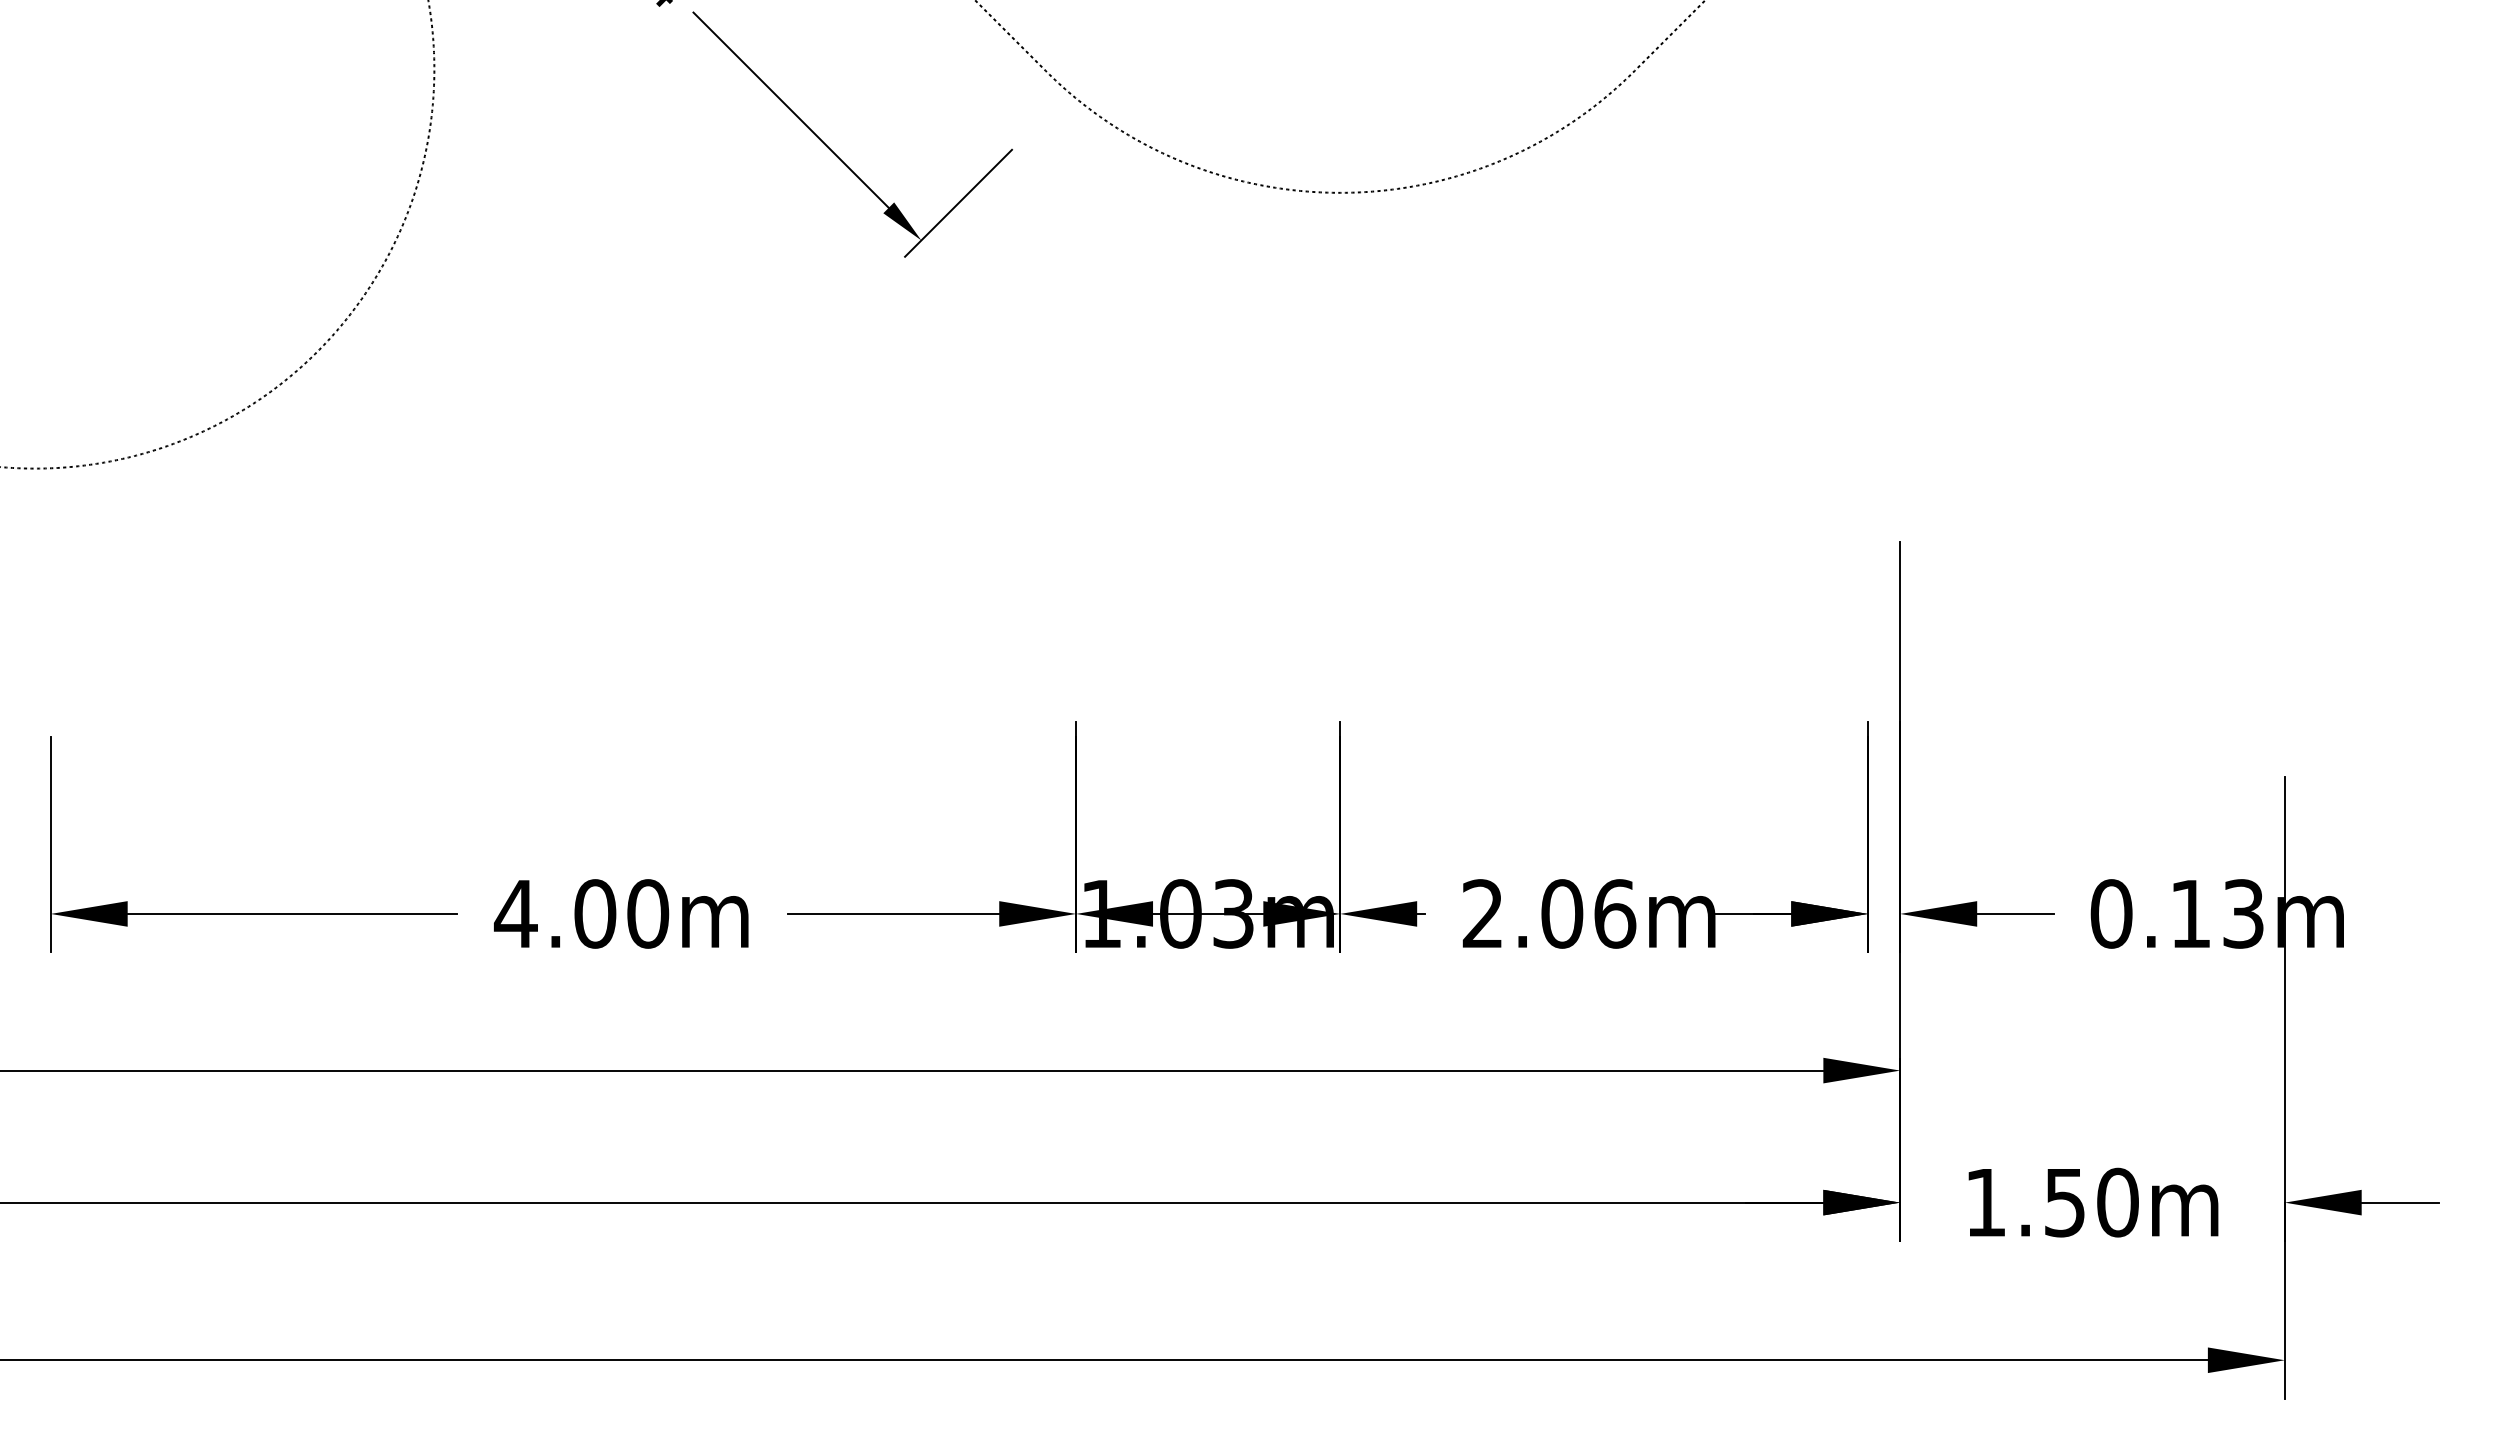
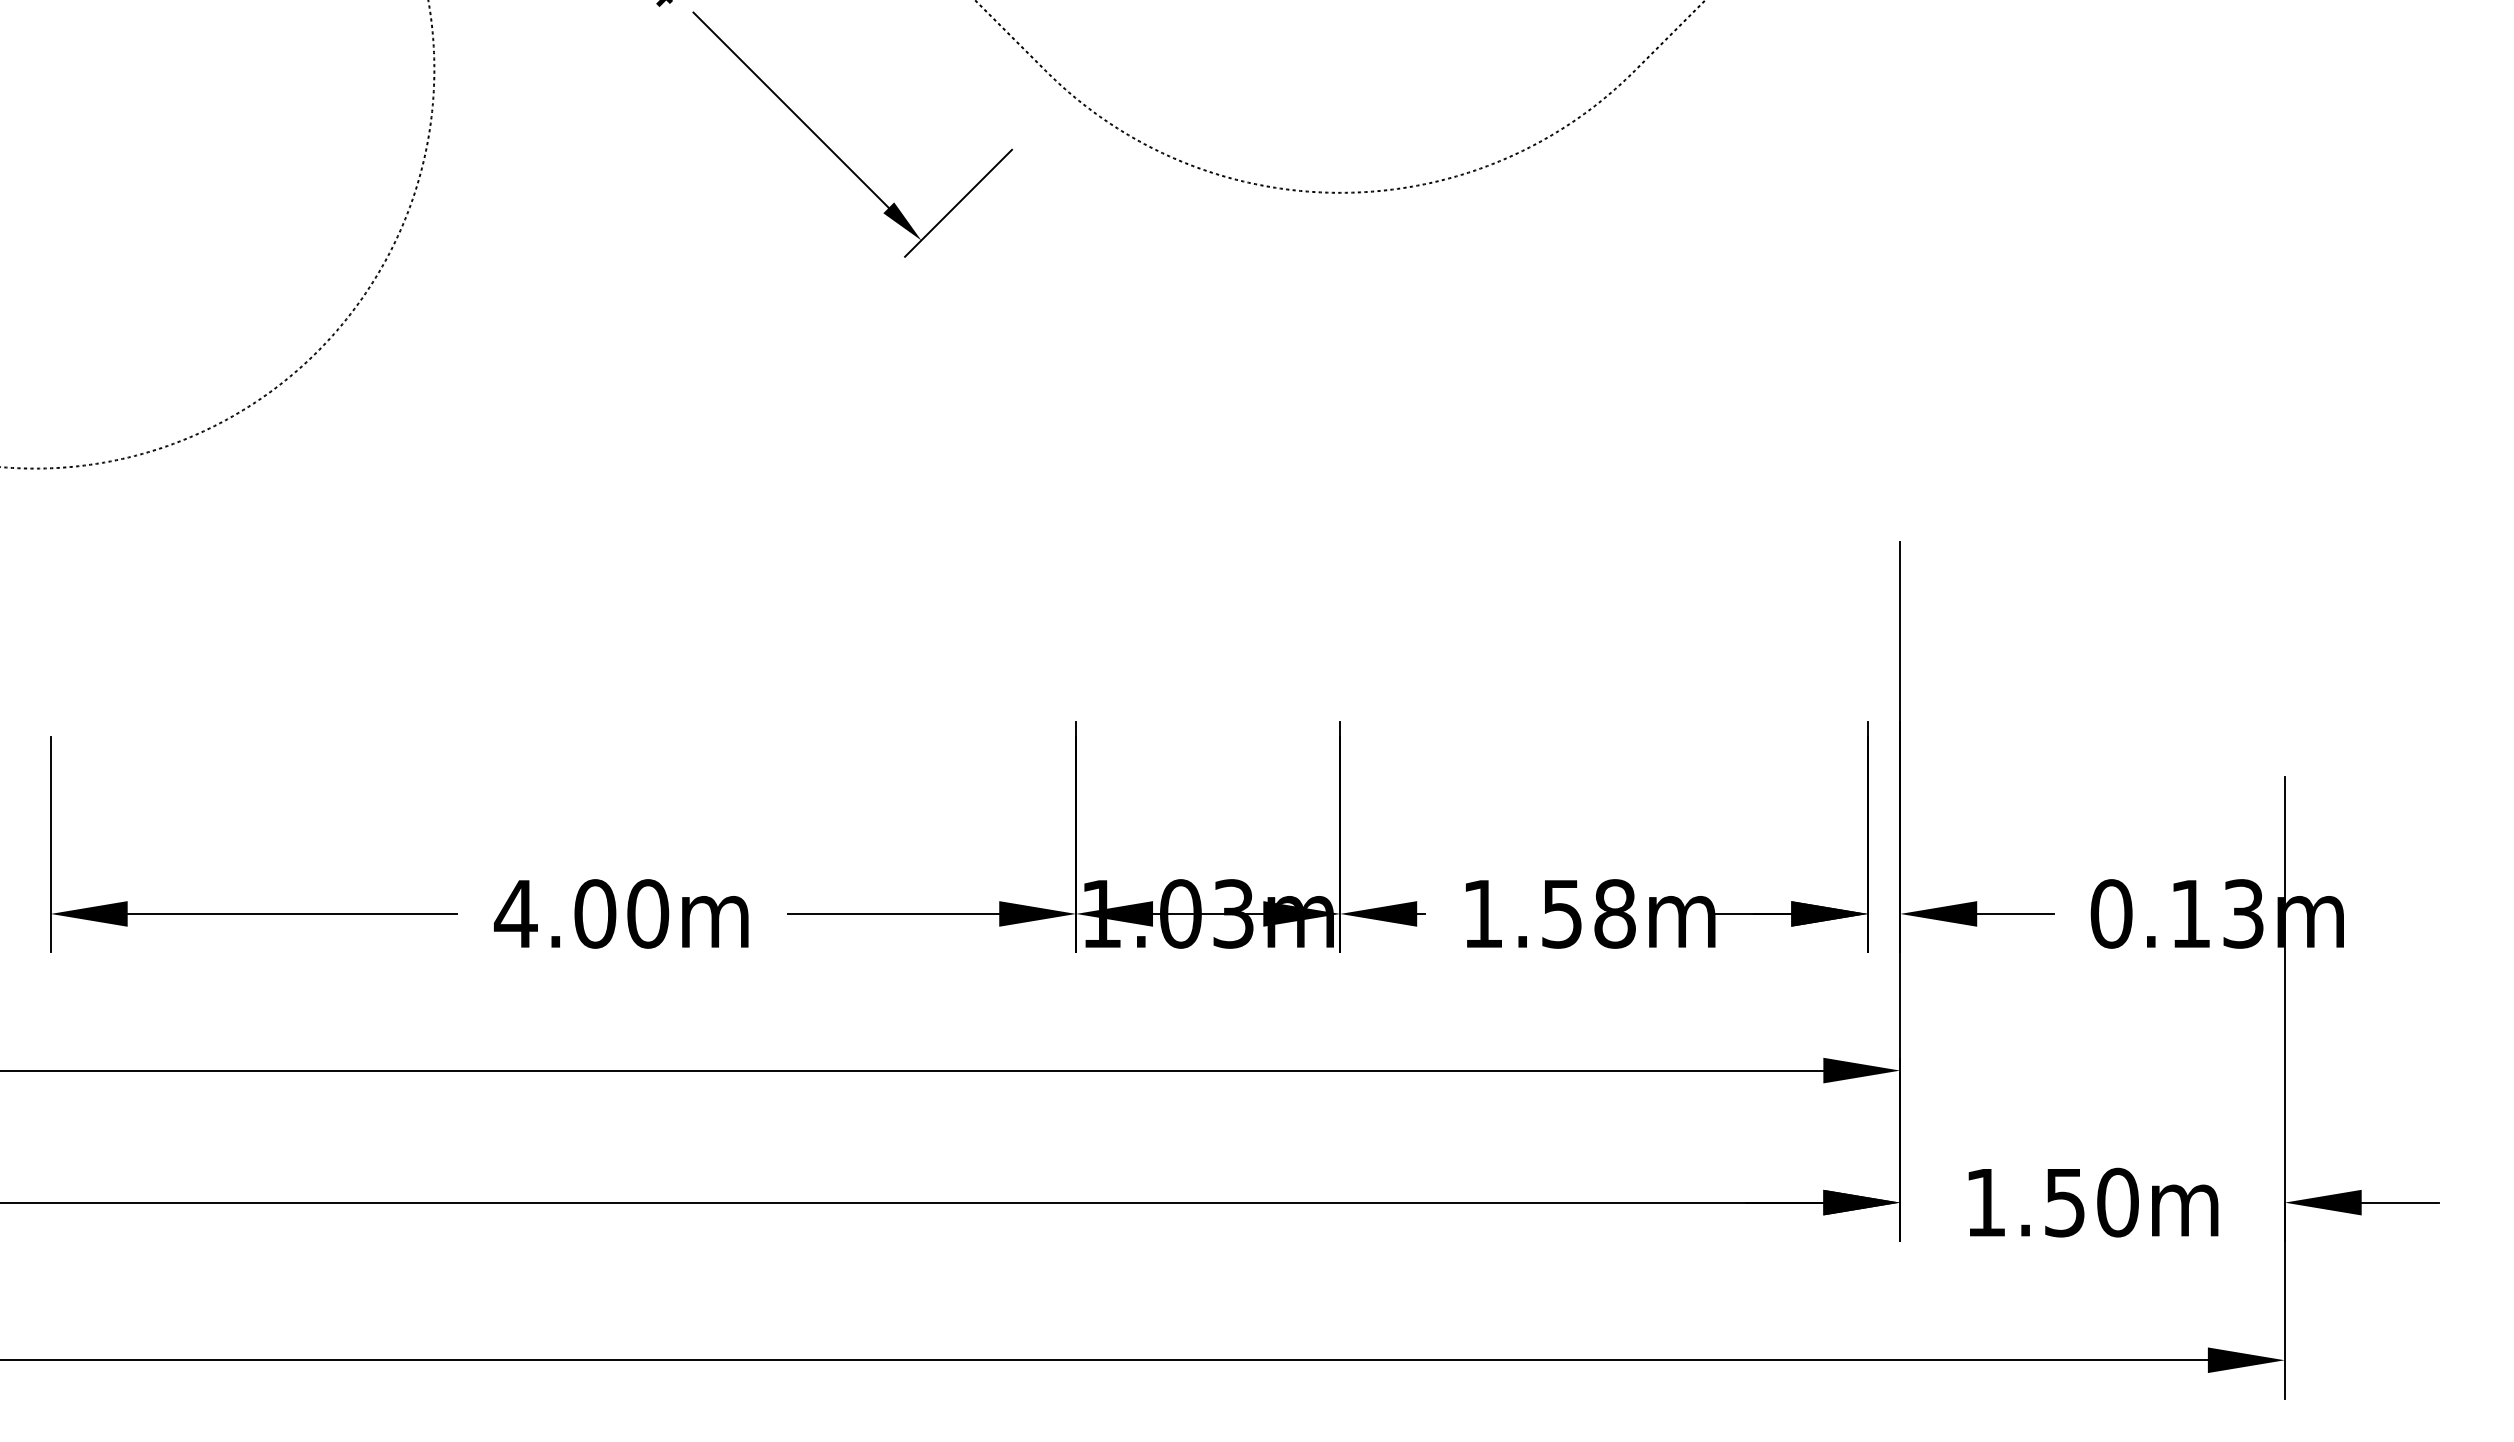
text: 2.06m -> 1.58m (1549, 913)
